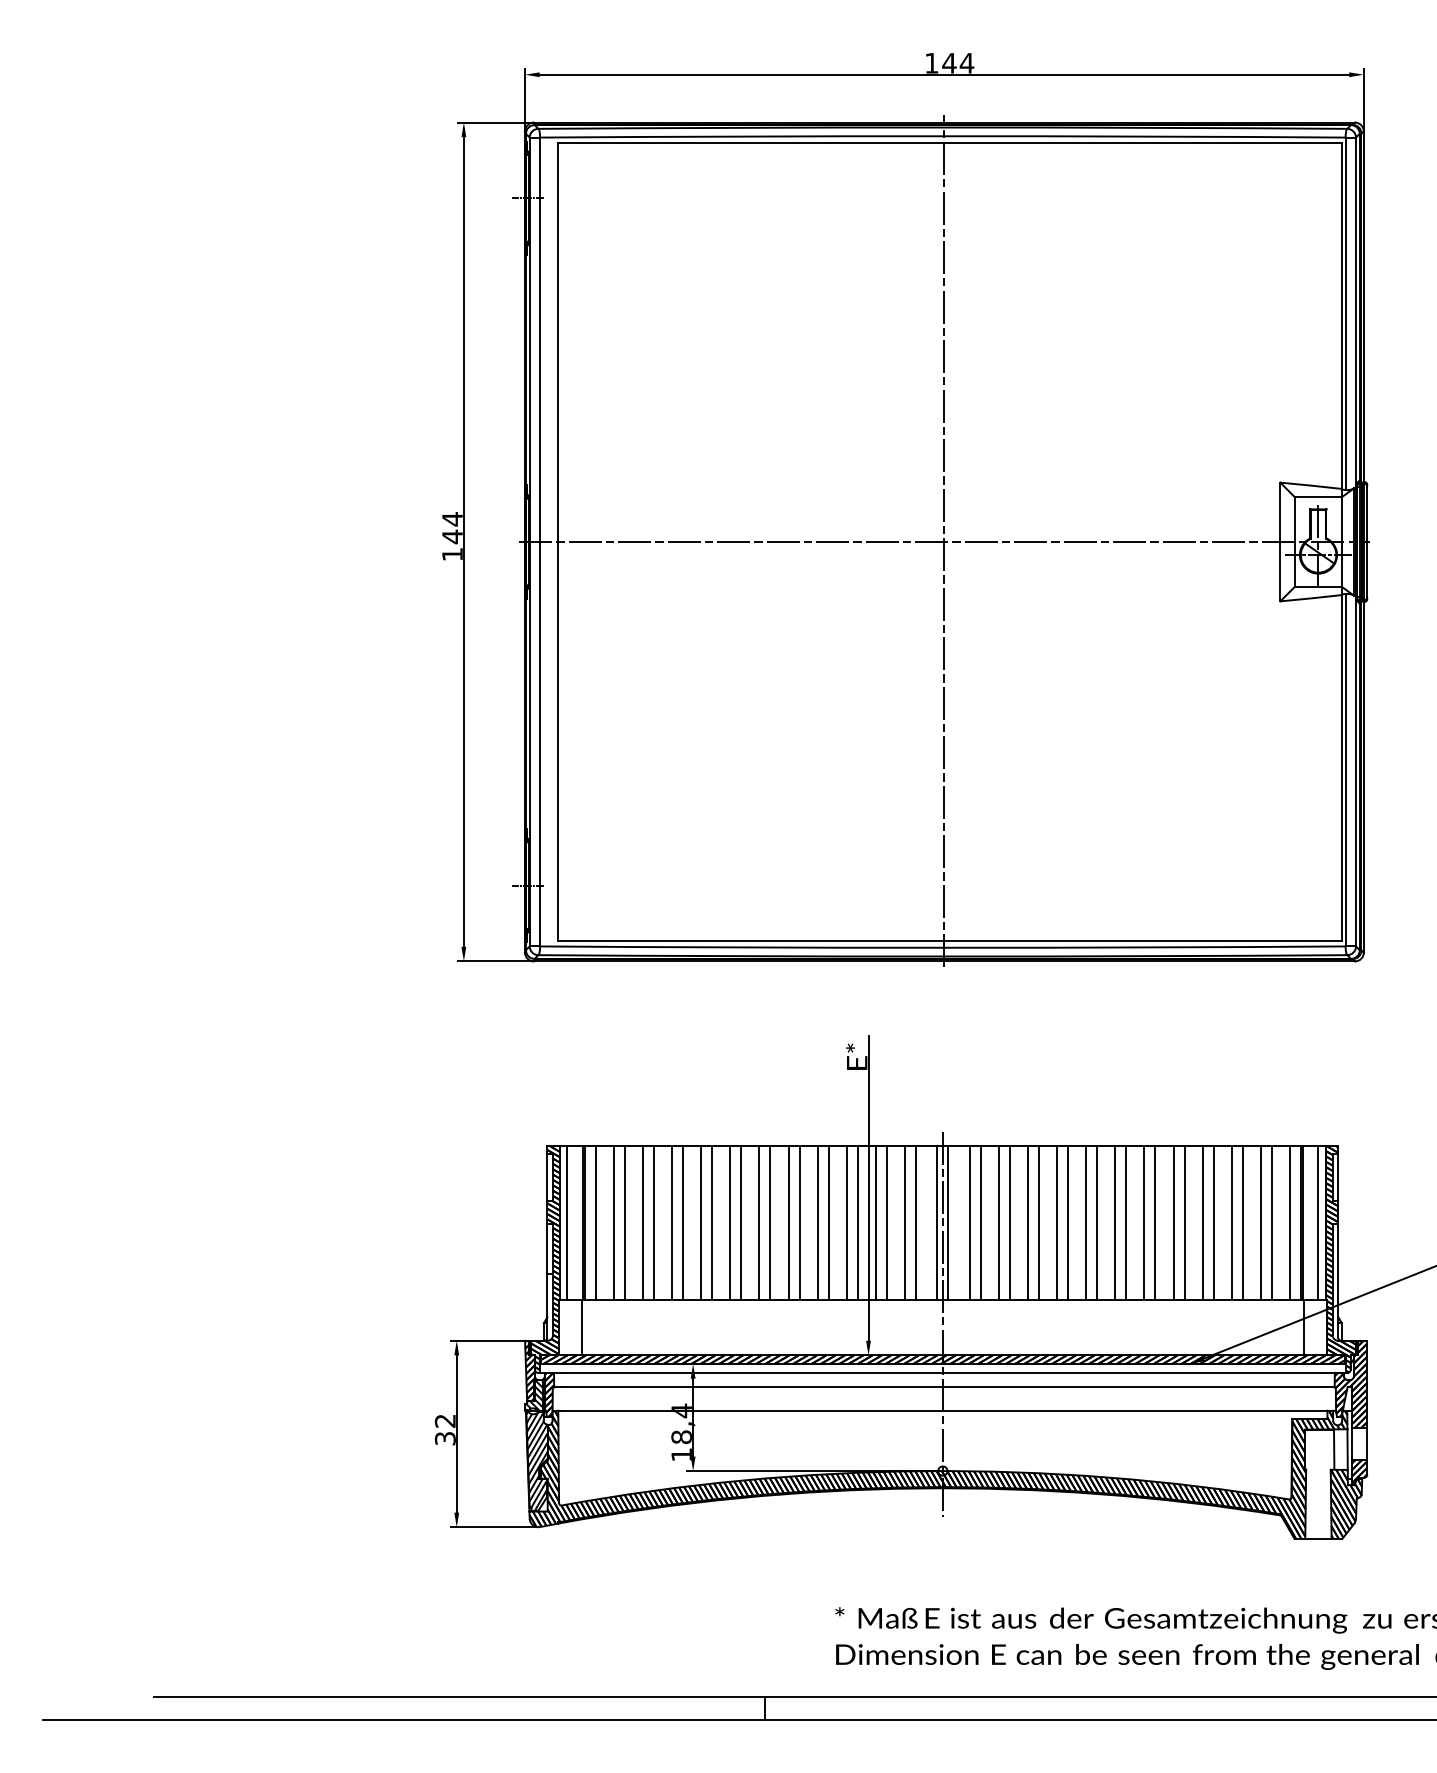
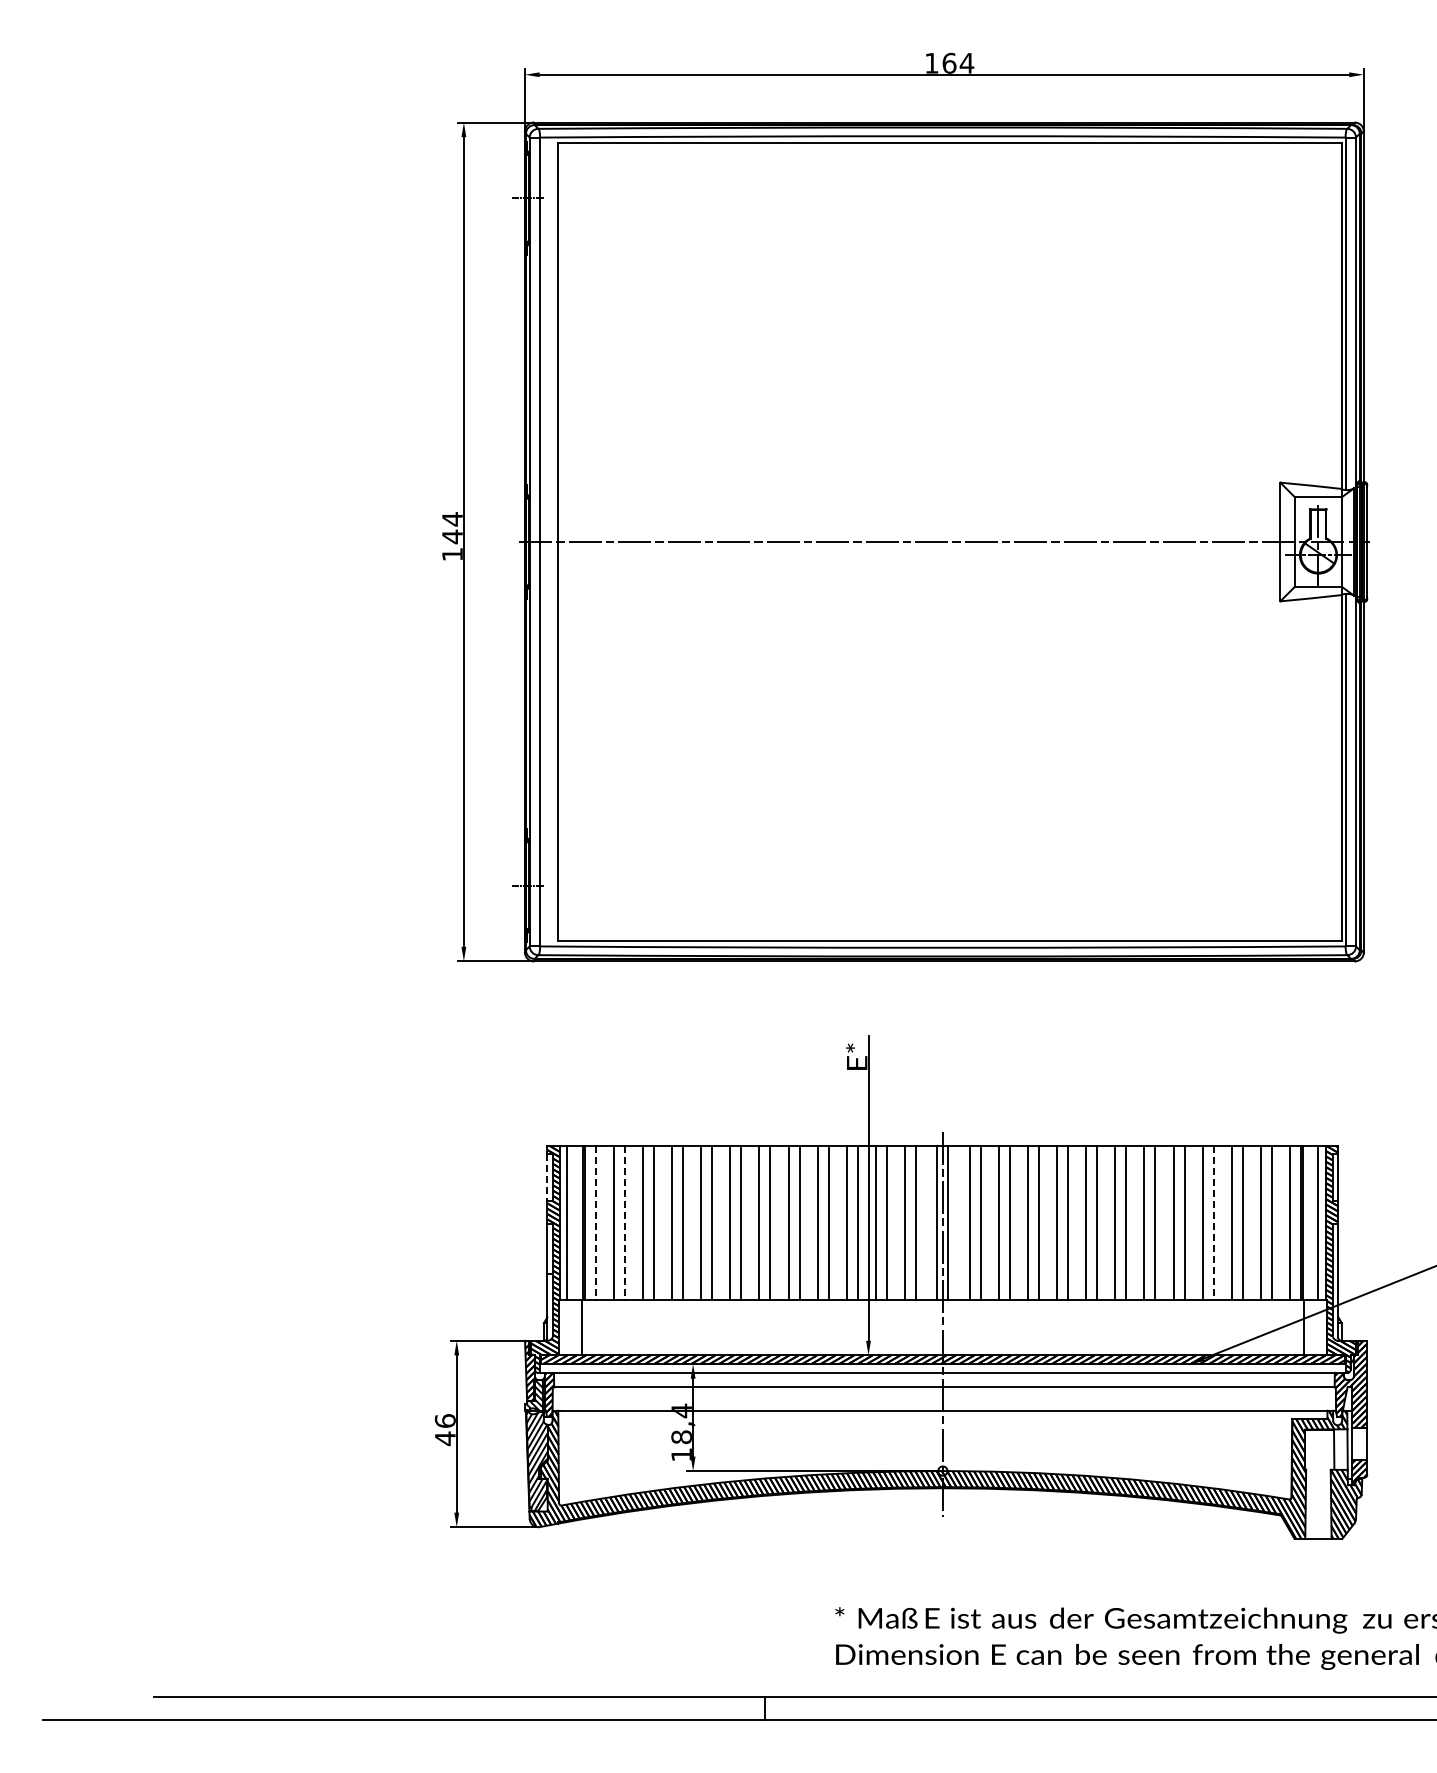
text: 144 -> 164 (949, 62)
line: present -> none (944, 540)
line: solid -> dashed (547, 1178)
line: solid -> dashed (595, 1223)
line: solid -> dashed (624, 1223)
line: solid -> dashed (1213, 1223)
text: 32 -> 46 (444, 1430)
